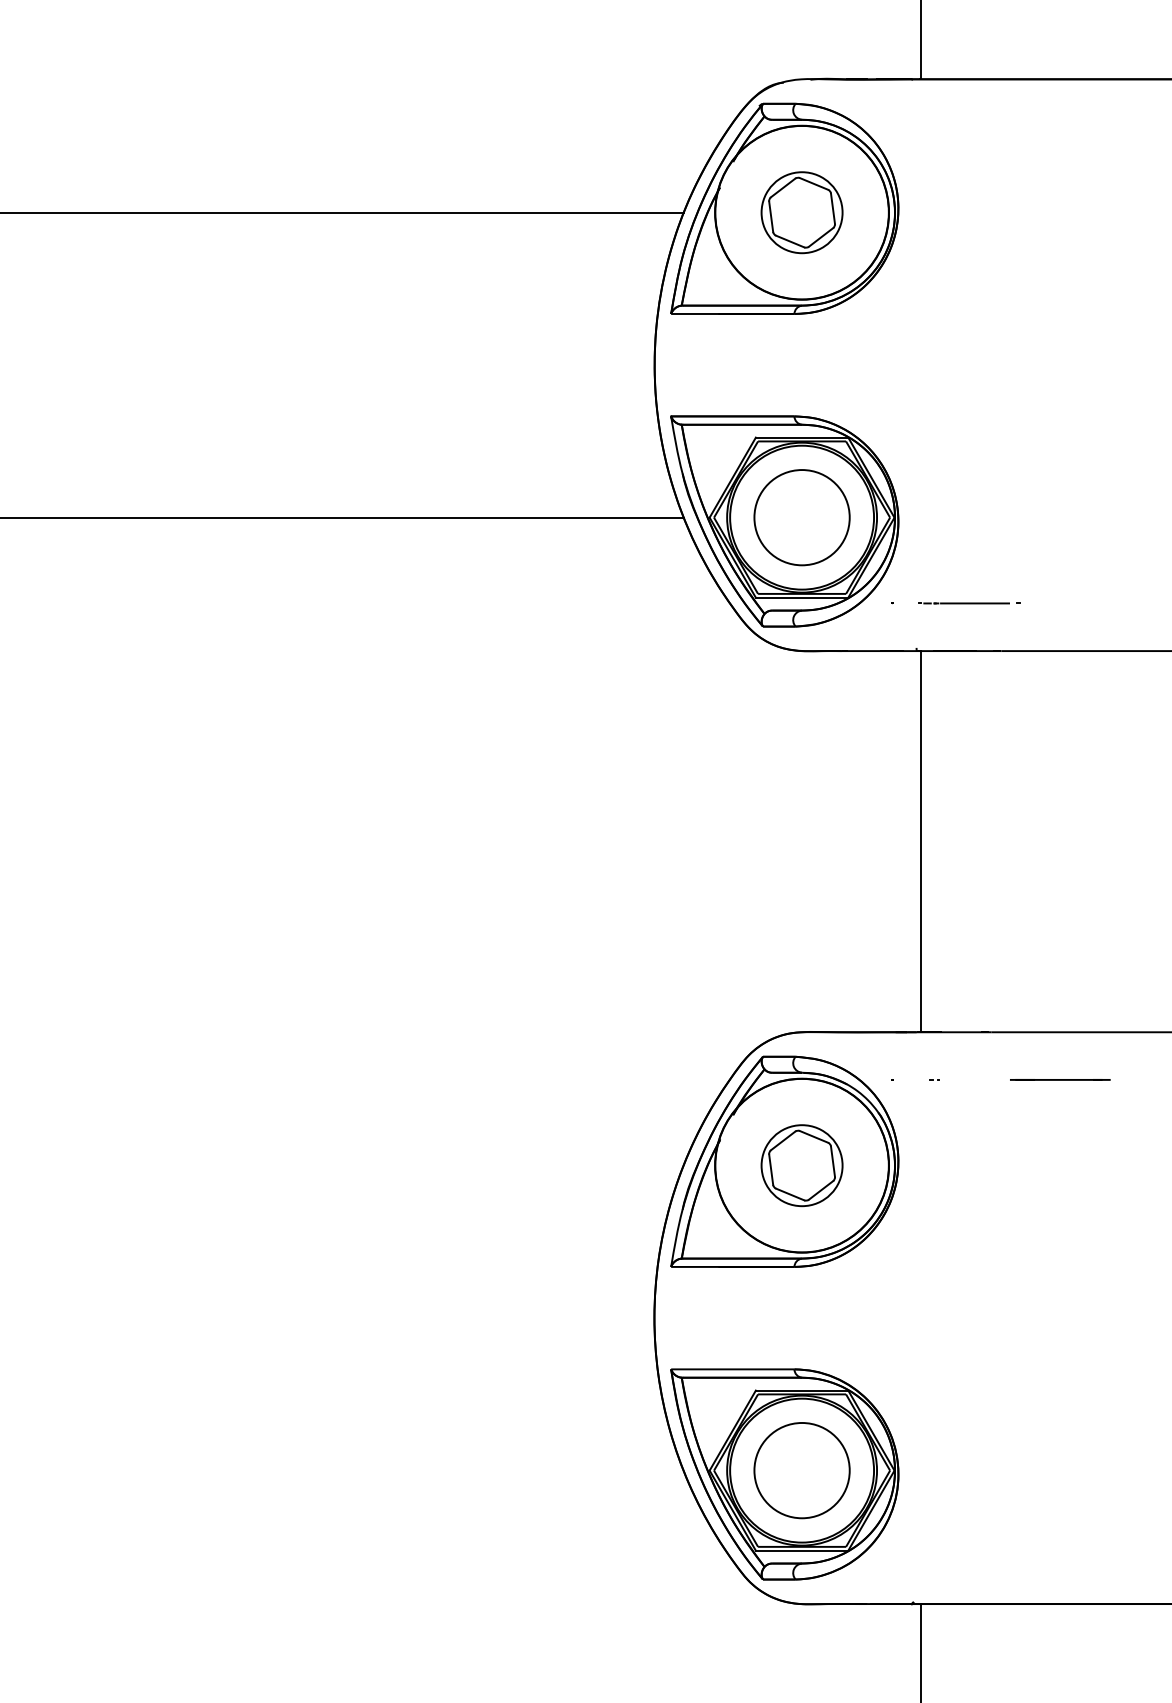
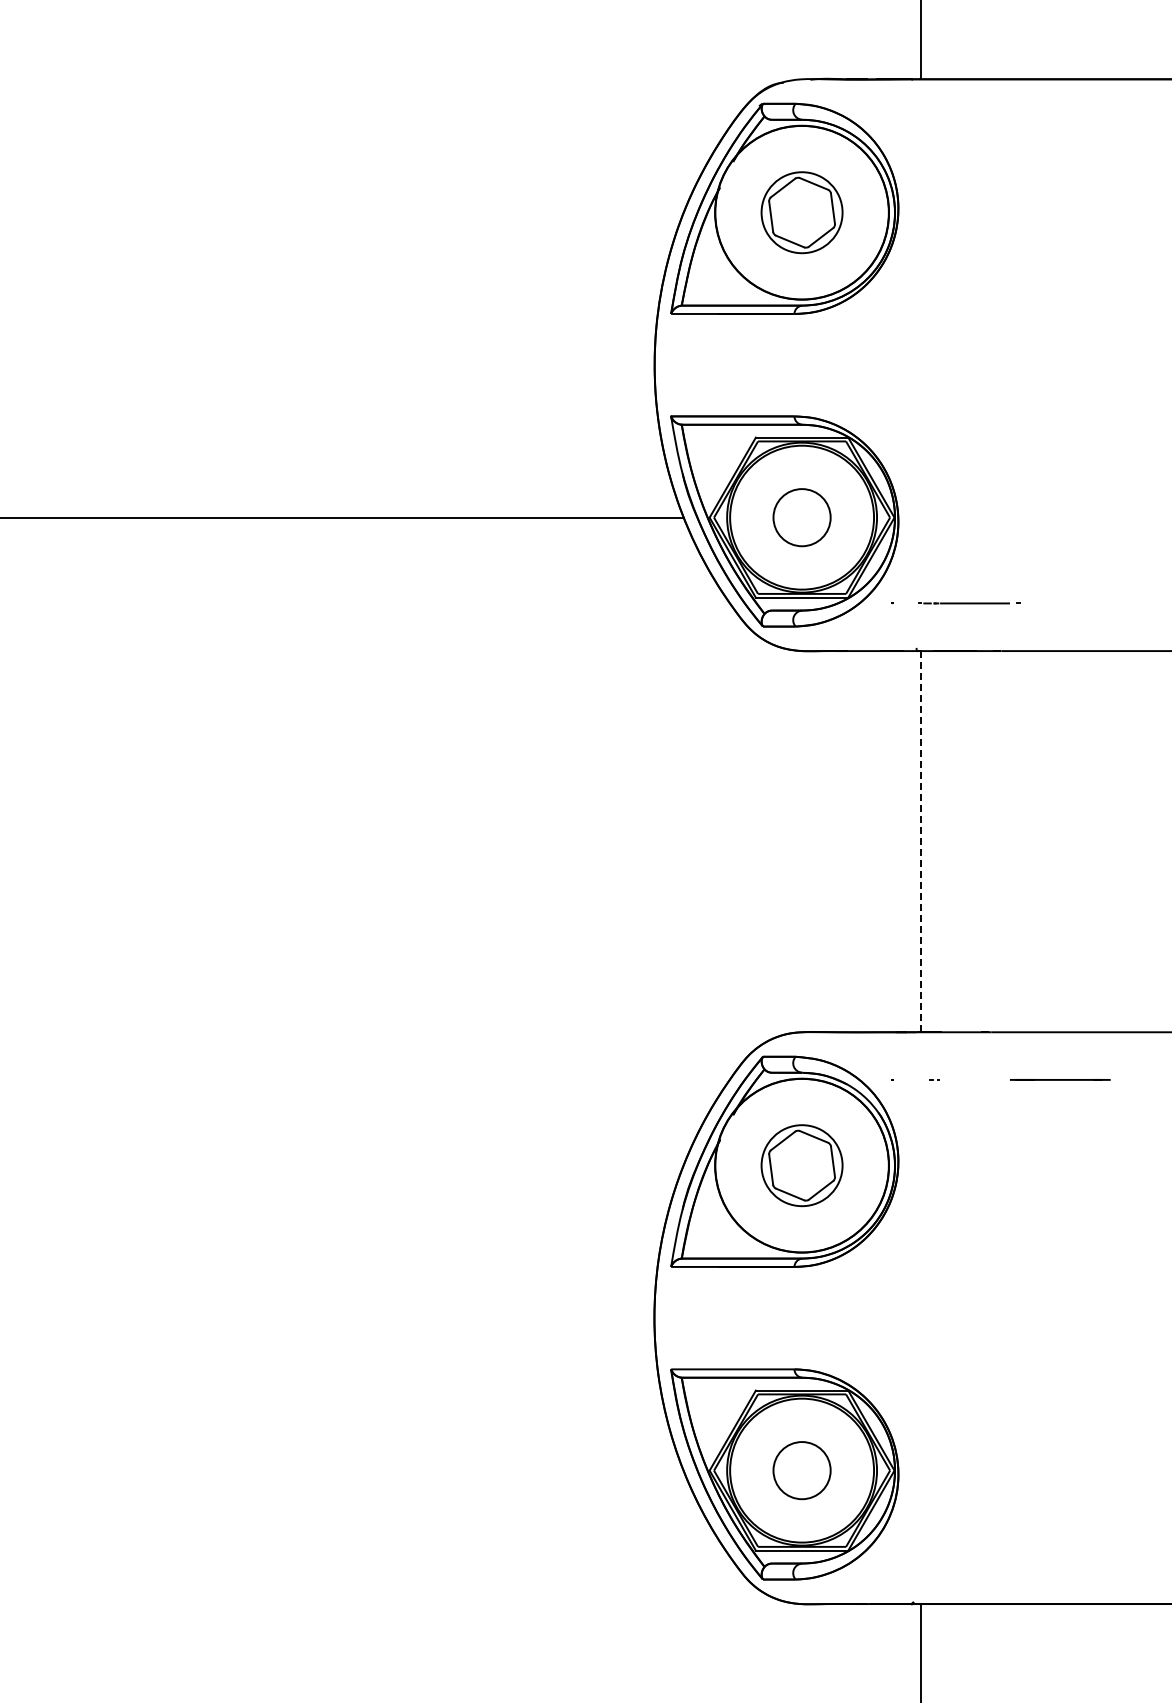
line: present -> none (343, 212)
circle diameter: 95 px -> 57 px (801, 517)
line: solid -> dashed (921, 841)
circle diameter: 95 px -> 57 px (801, 1470)
